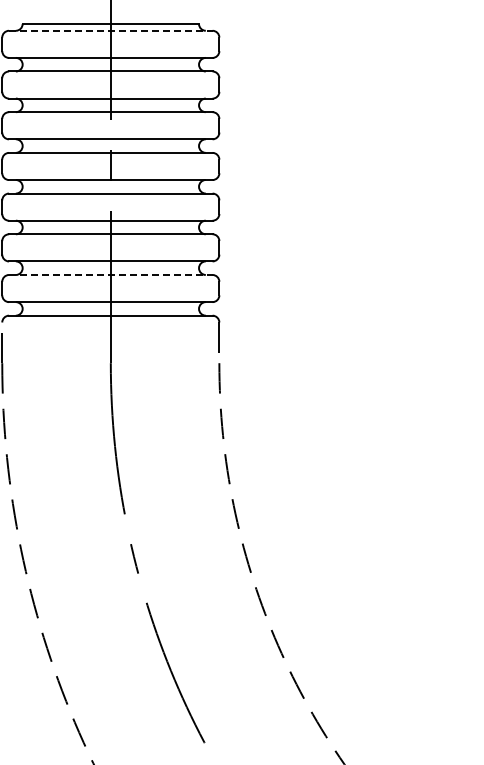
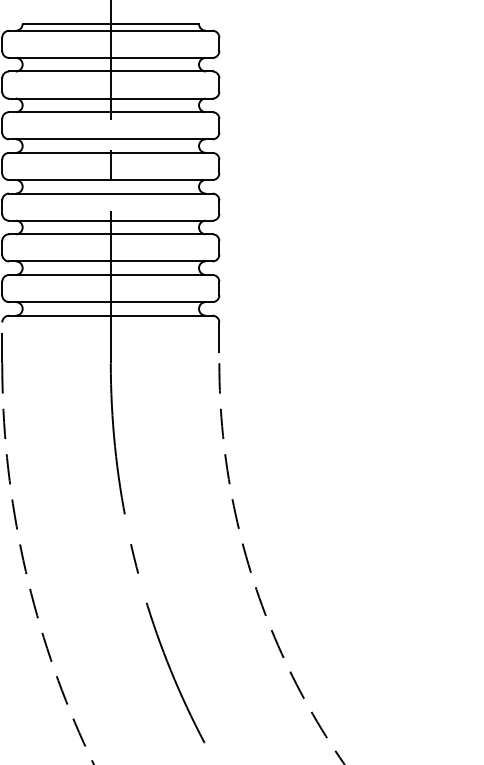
line: dashed -> solid (110, 30)
line: dashed -> solid (110, 274)
